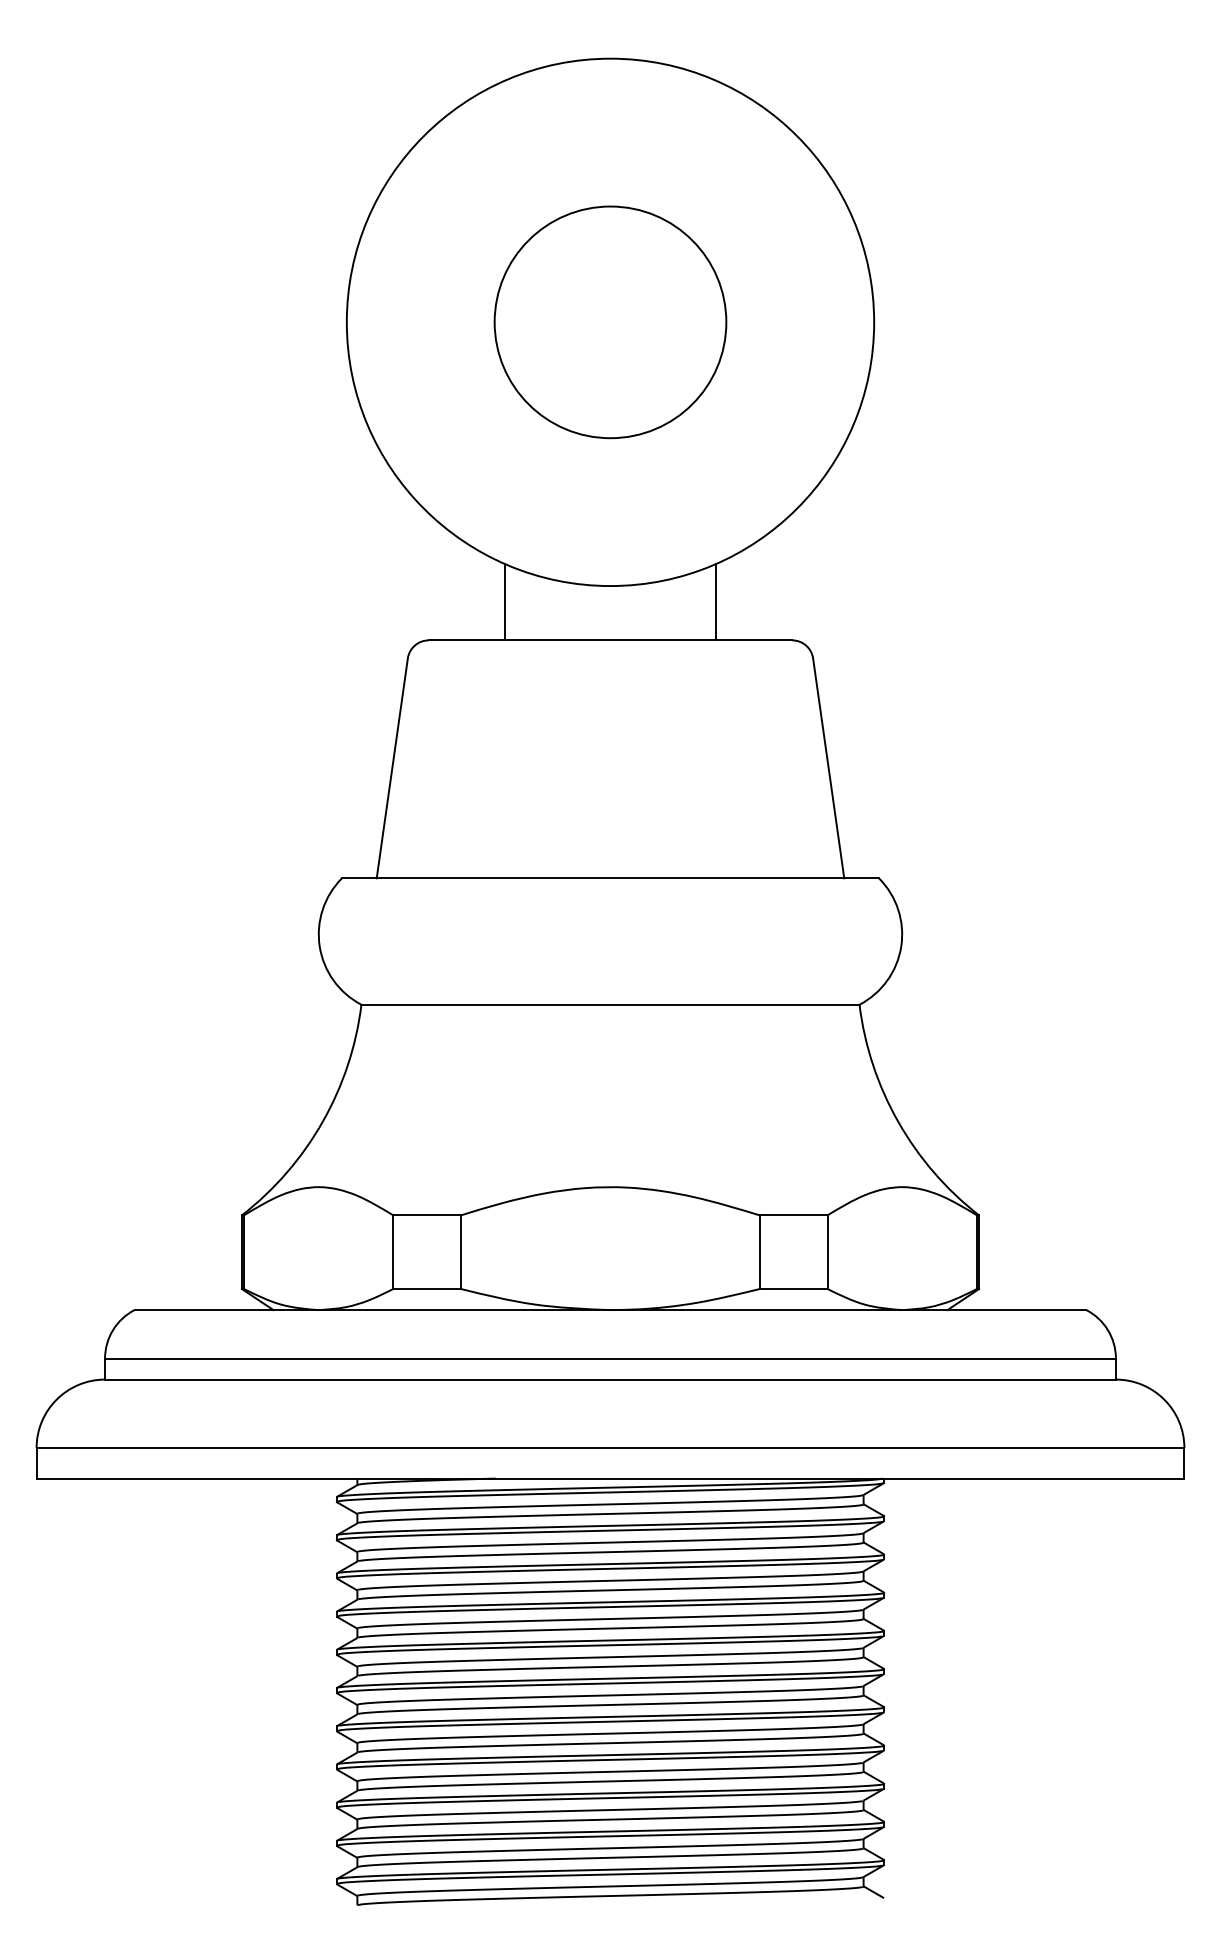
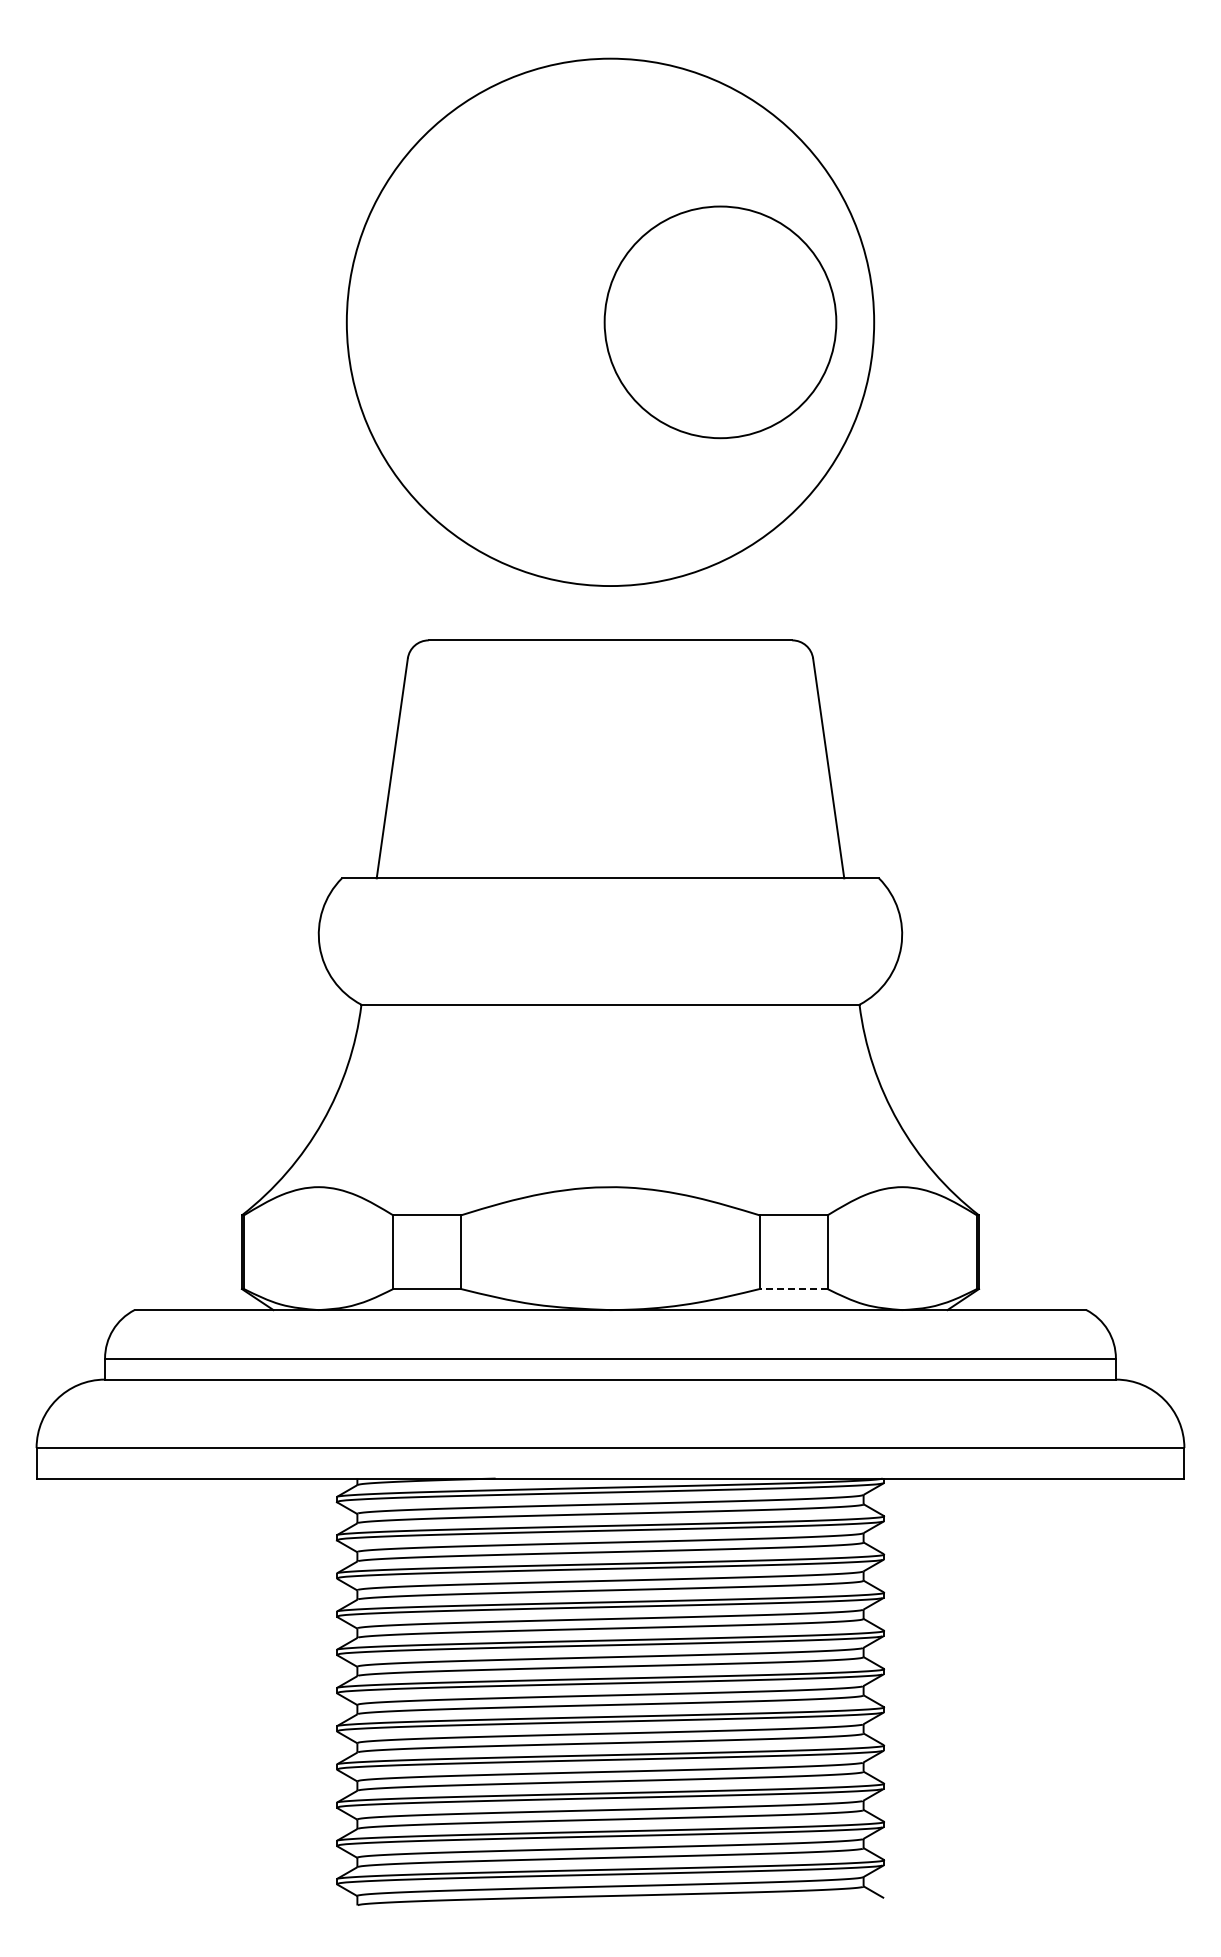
circle position: (610, 322) -> (720, 322) (720, 322)
line: present -> none (505, 602)
line: present -> none (715, 602)
line: solid -> dashed (793, 1289)
